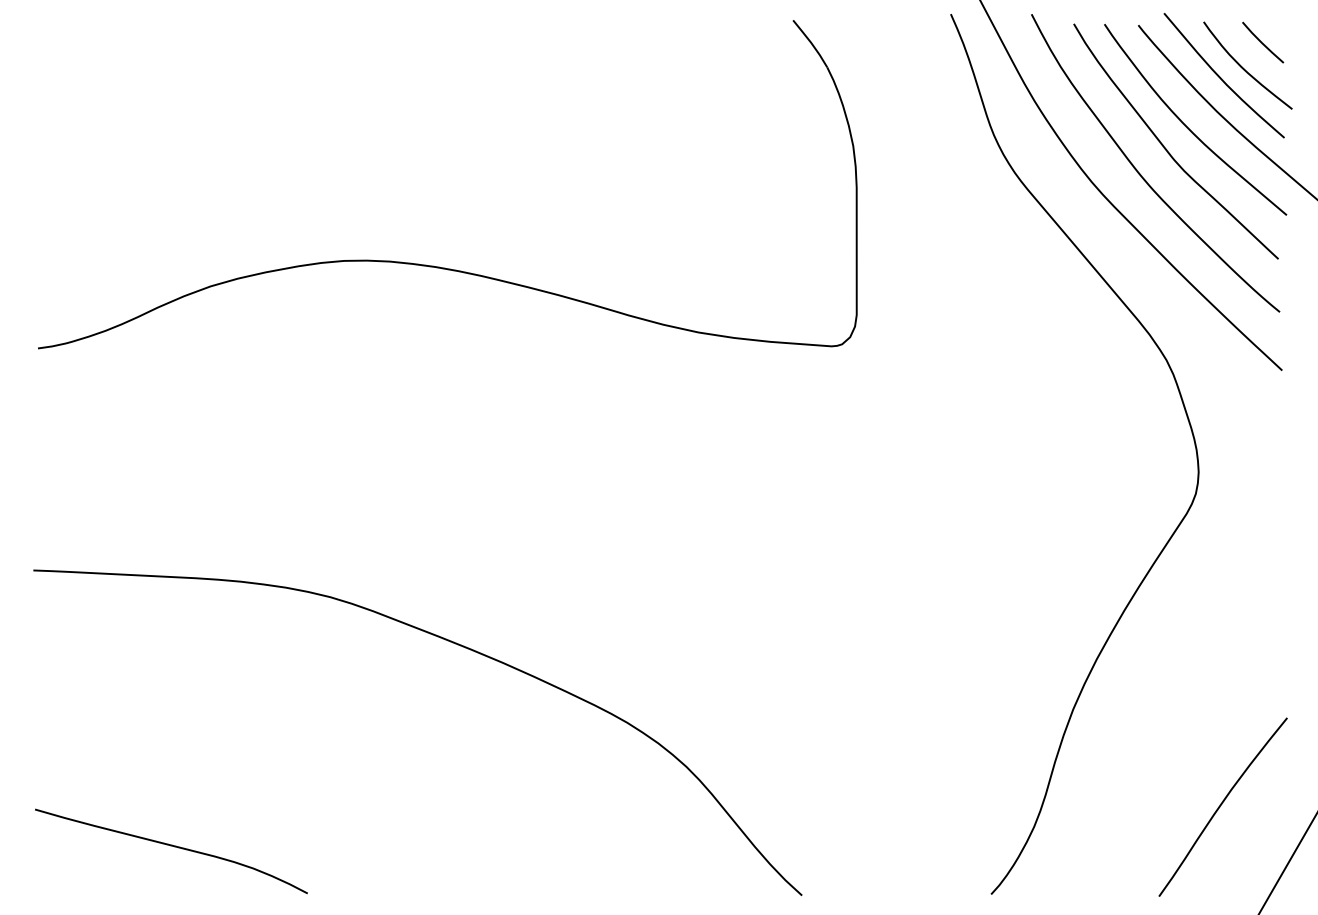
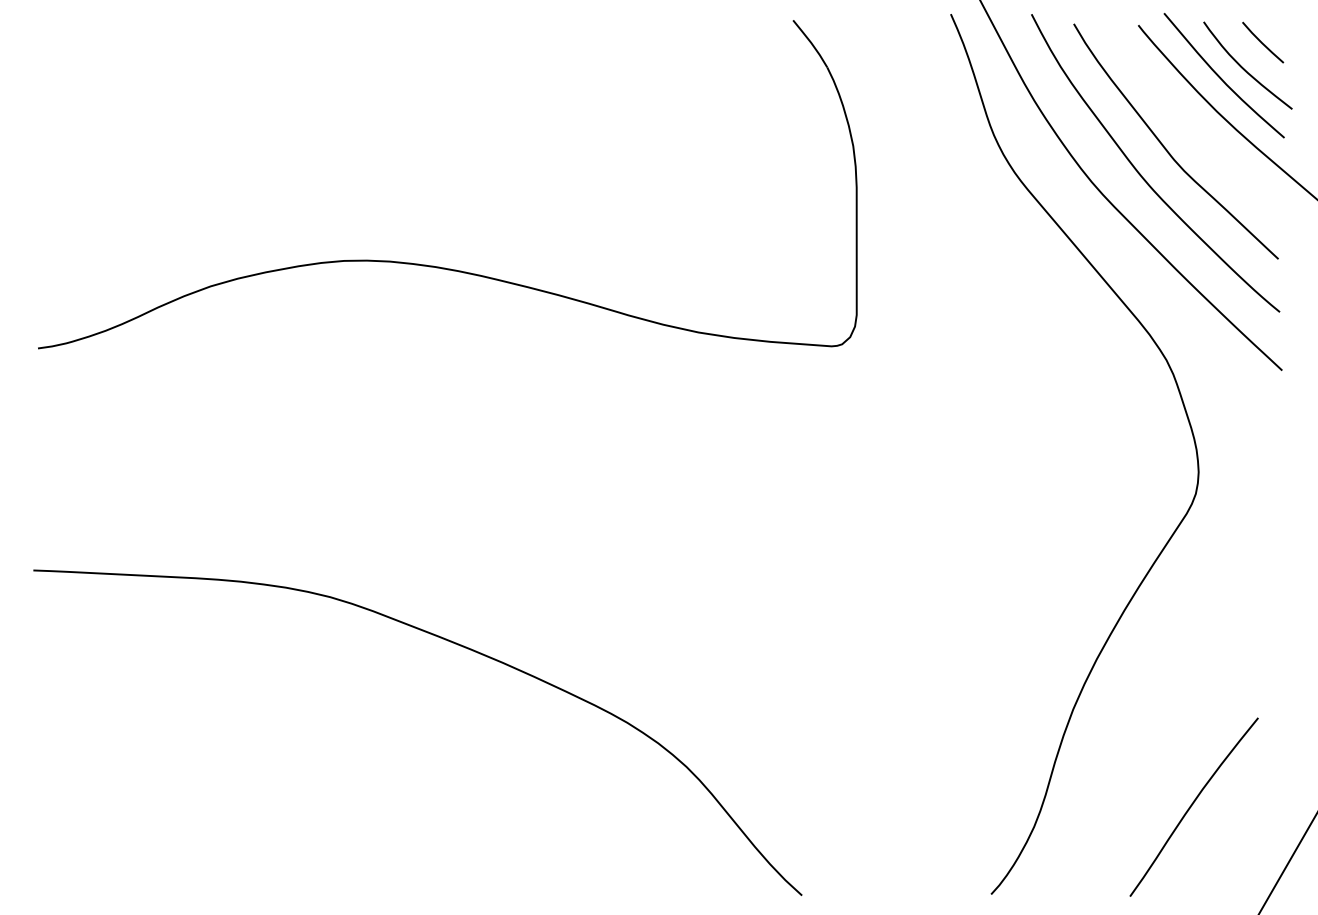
curve: present -> none (1187, 126)
curve position: (1221, 805) -> (1192, 805) (1192, 805)
curve: present -> none (171, 846)
